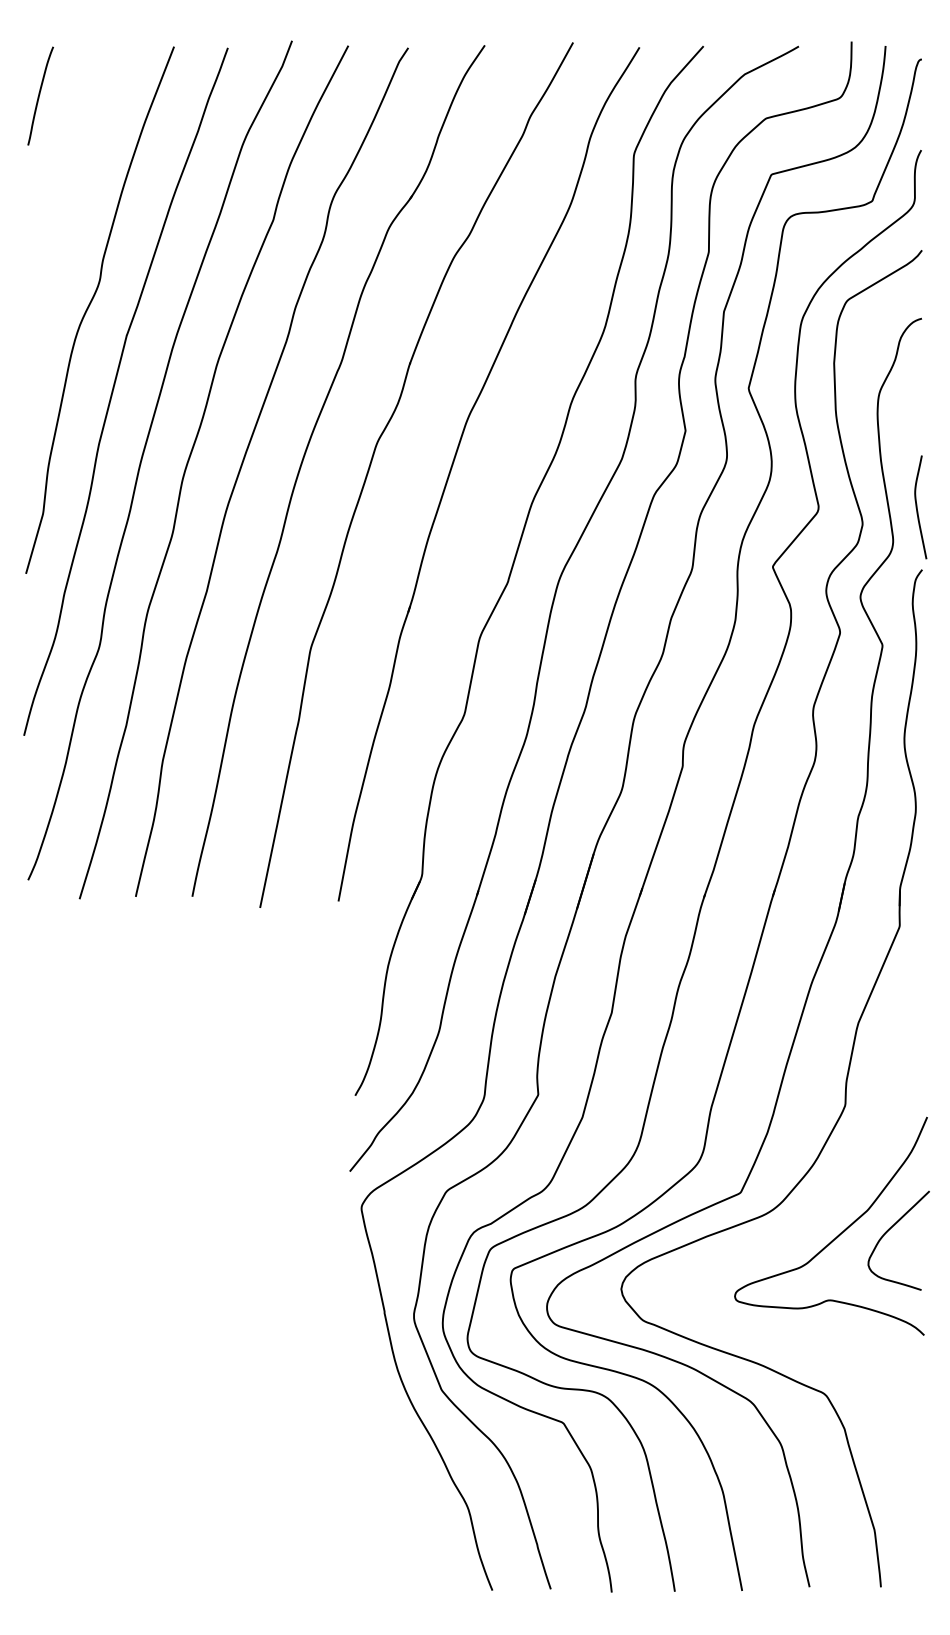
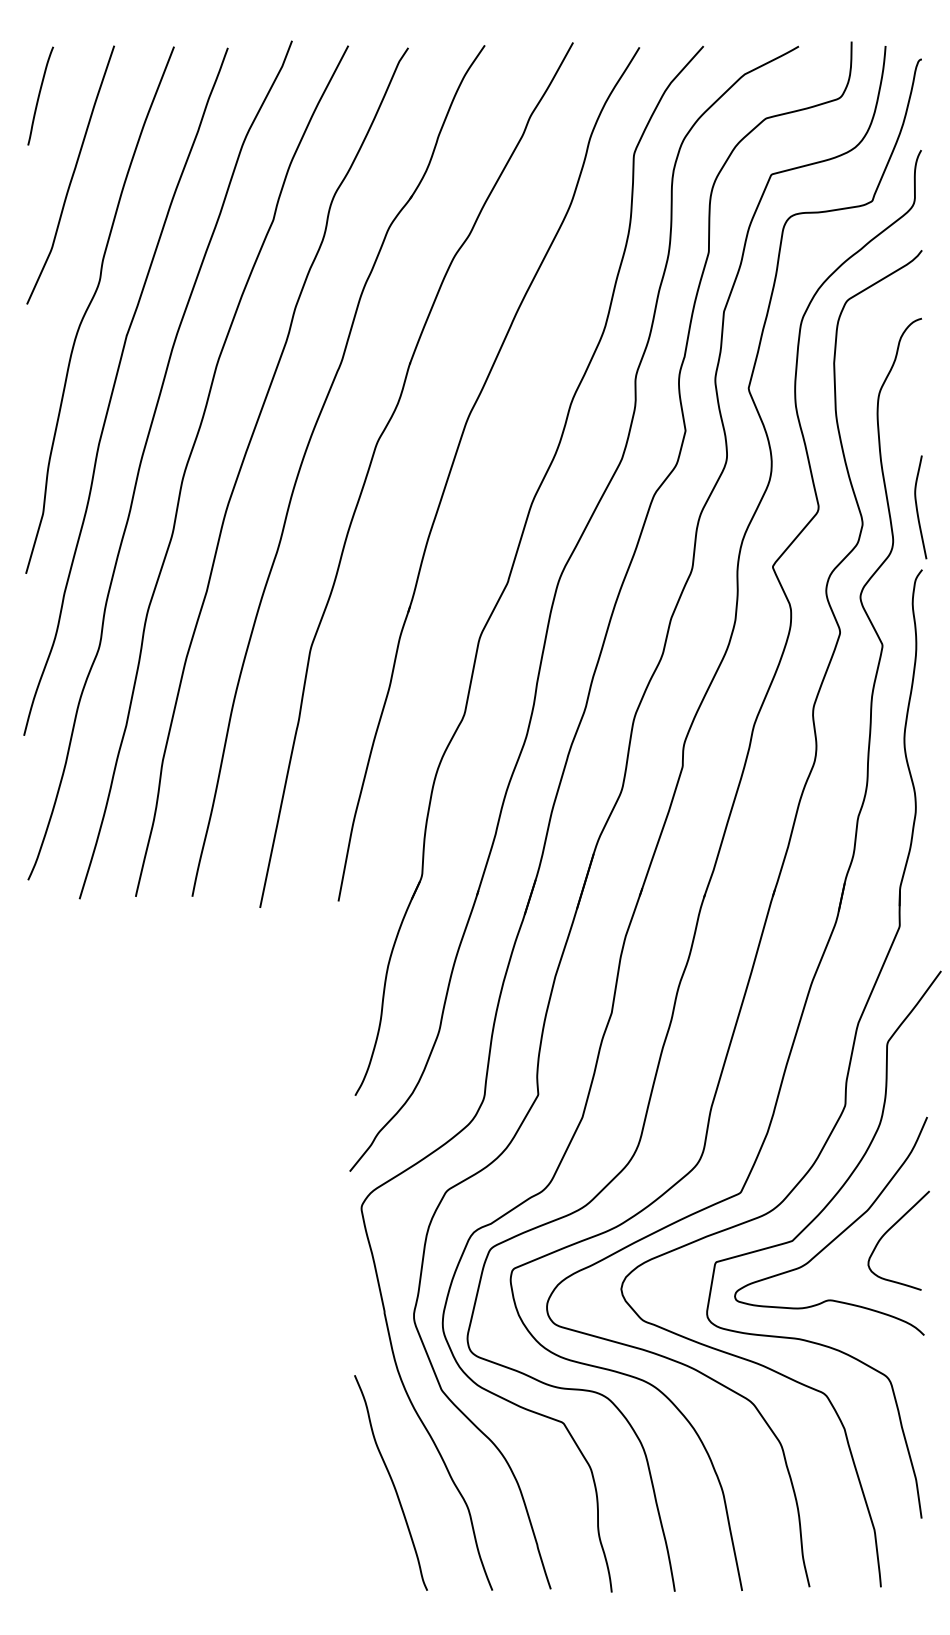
curve: none -> present (71, 175)
curve: none -> present (807, 1227)
curve: none -> present (391, 1482)
